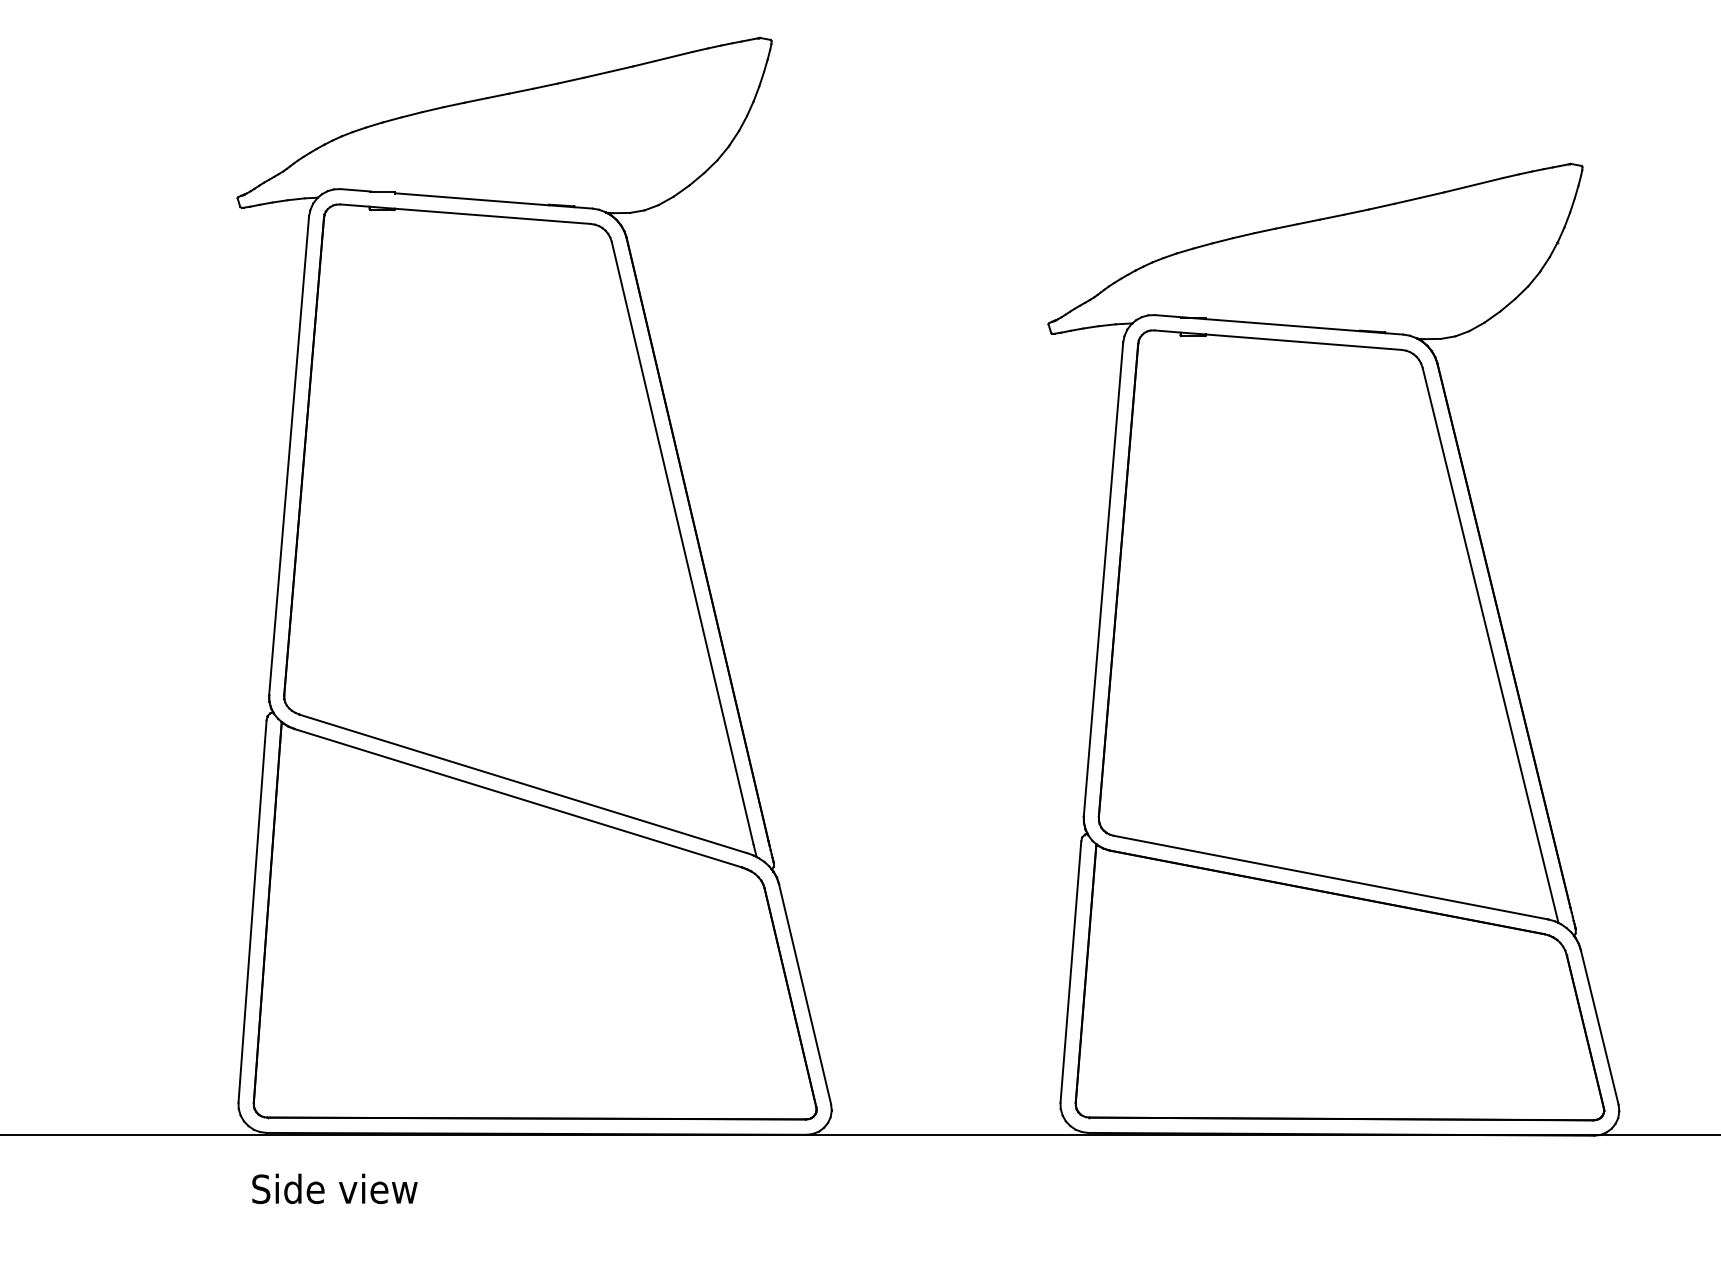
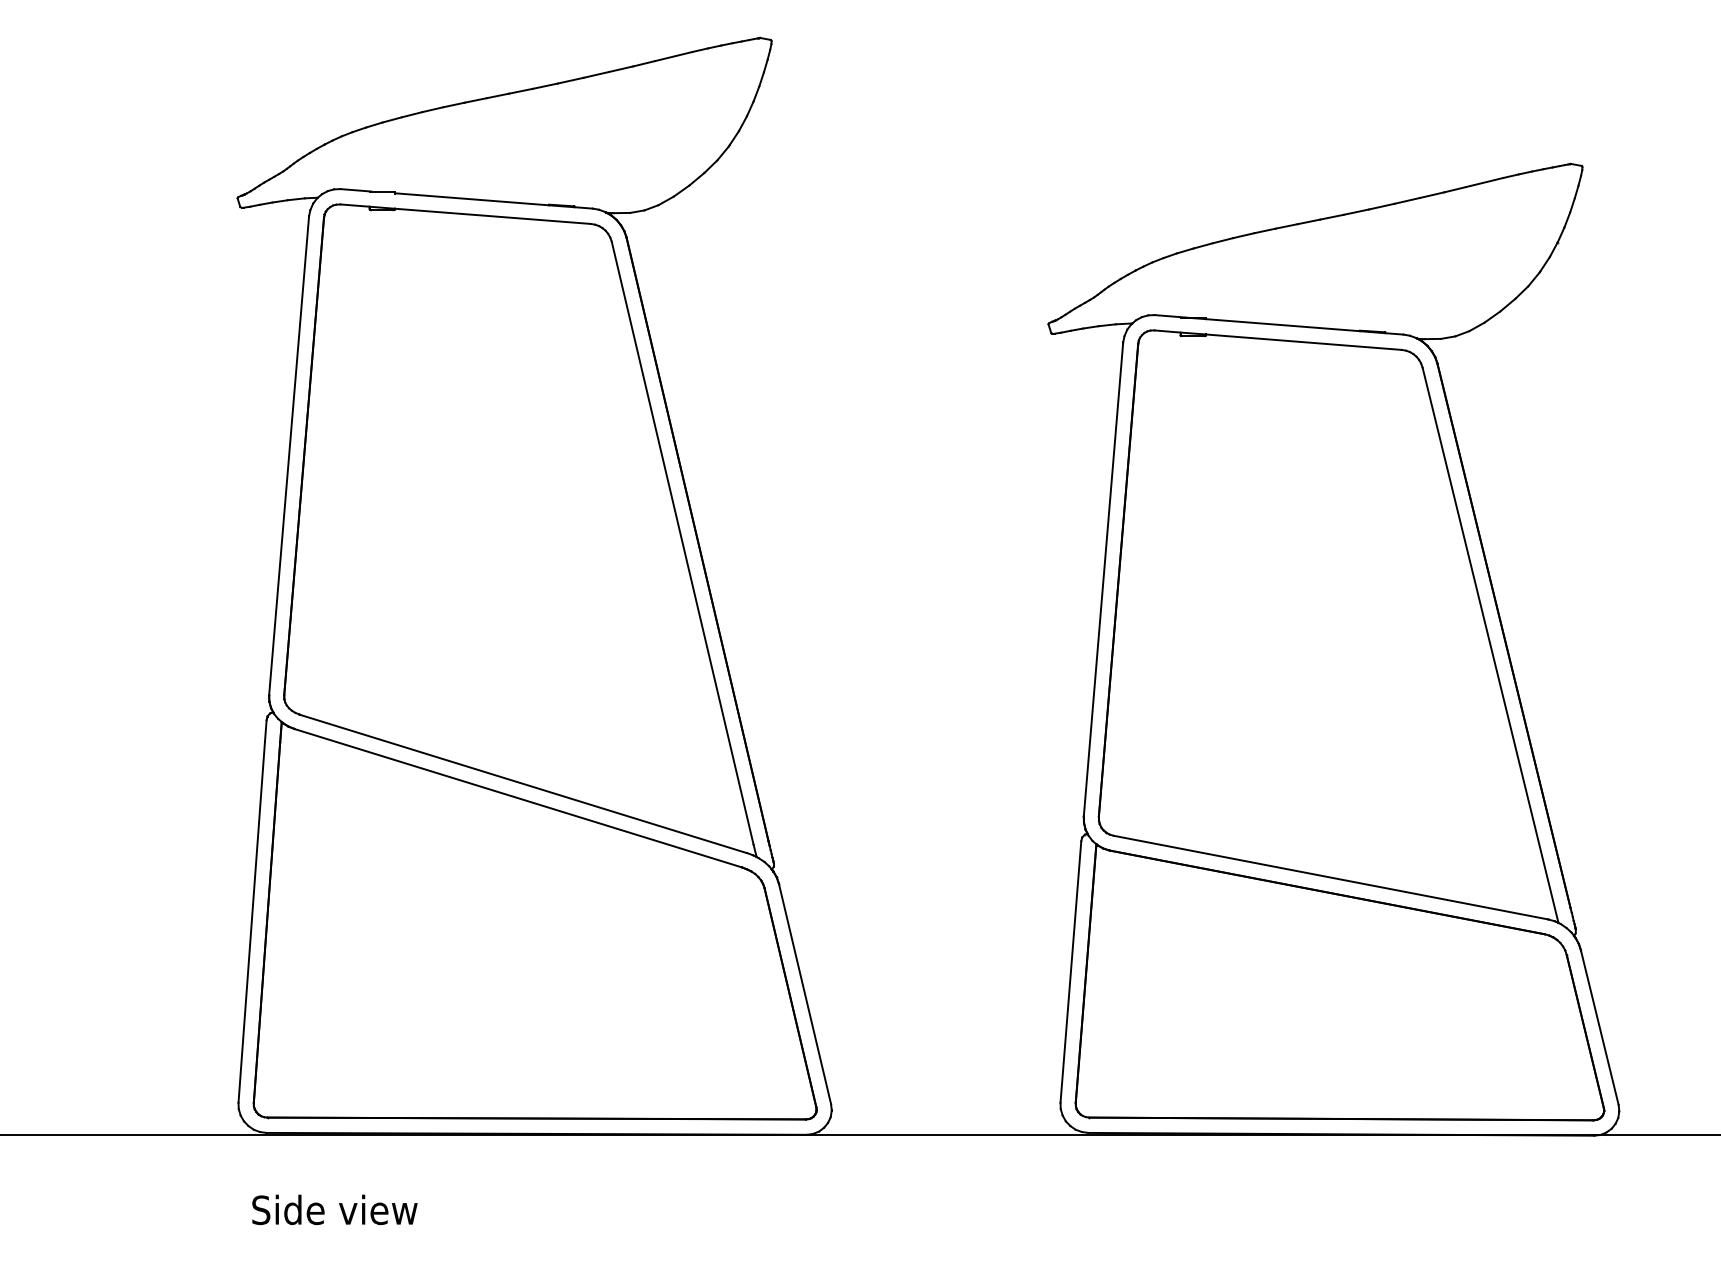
text position: (334, 1188) -> (334, 1209) (334, 1209)
